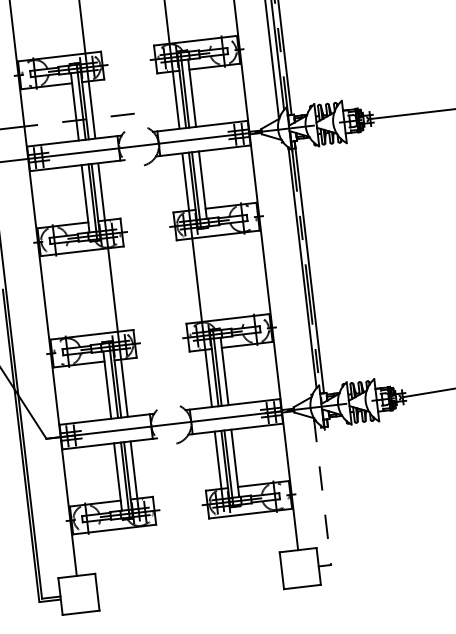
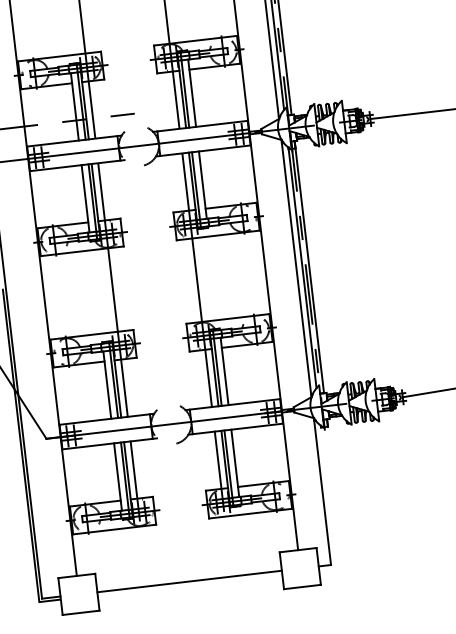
line: none -> present (296, 268)
line: dashed -> solid (322, 491)
line: none -> present (189, 581)
